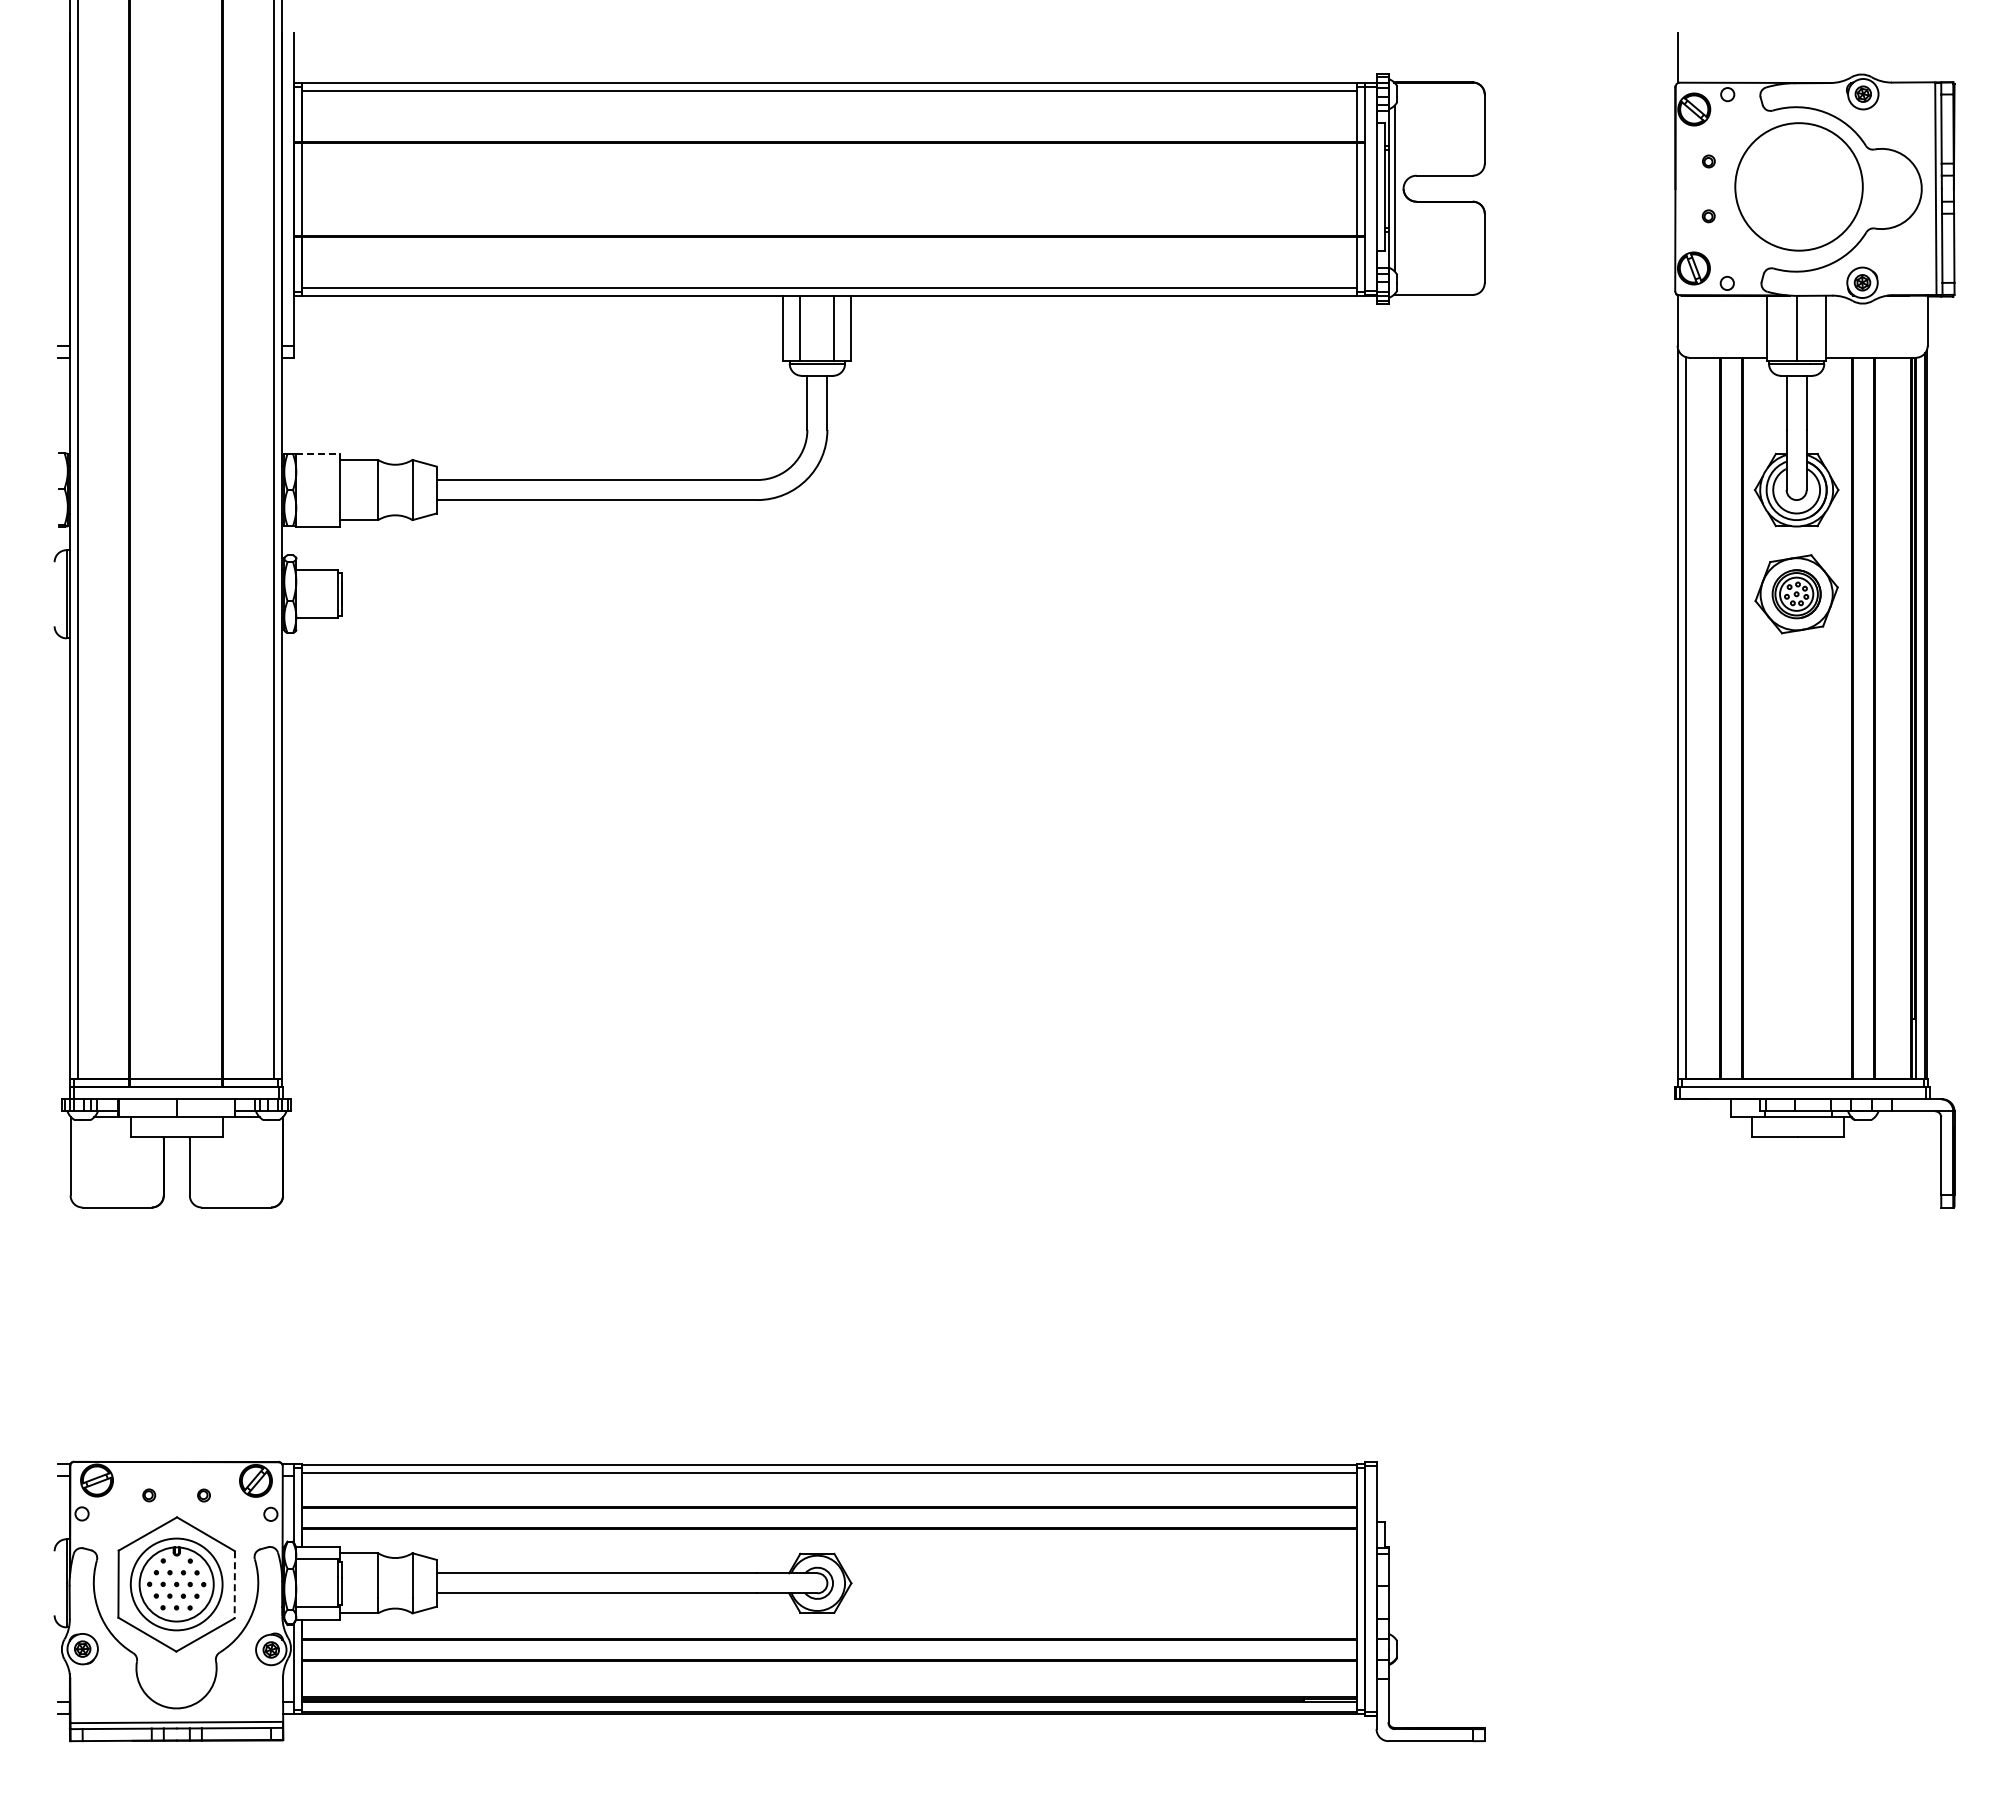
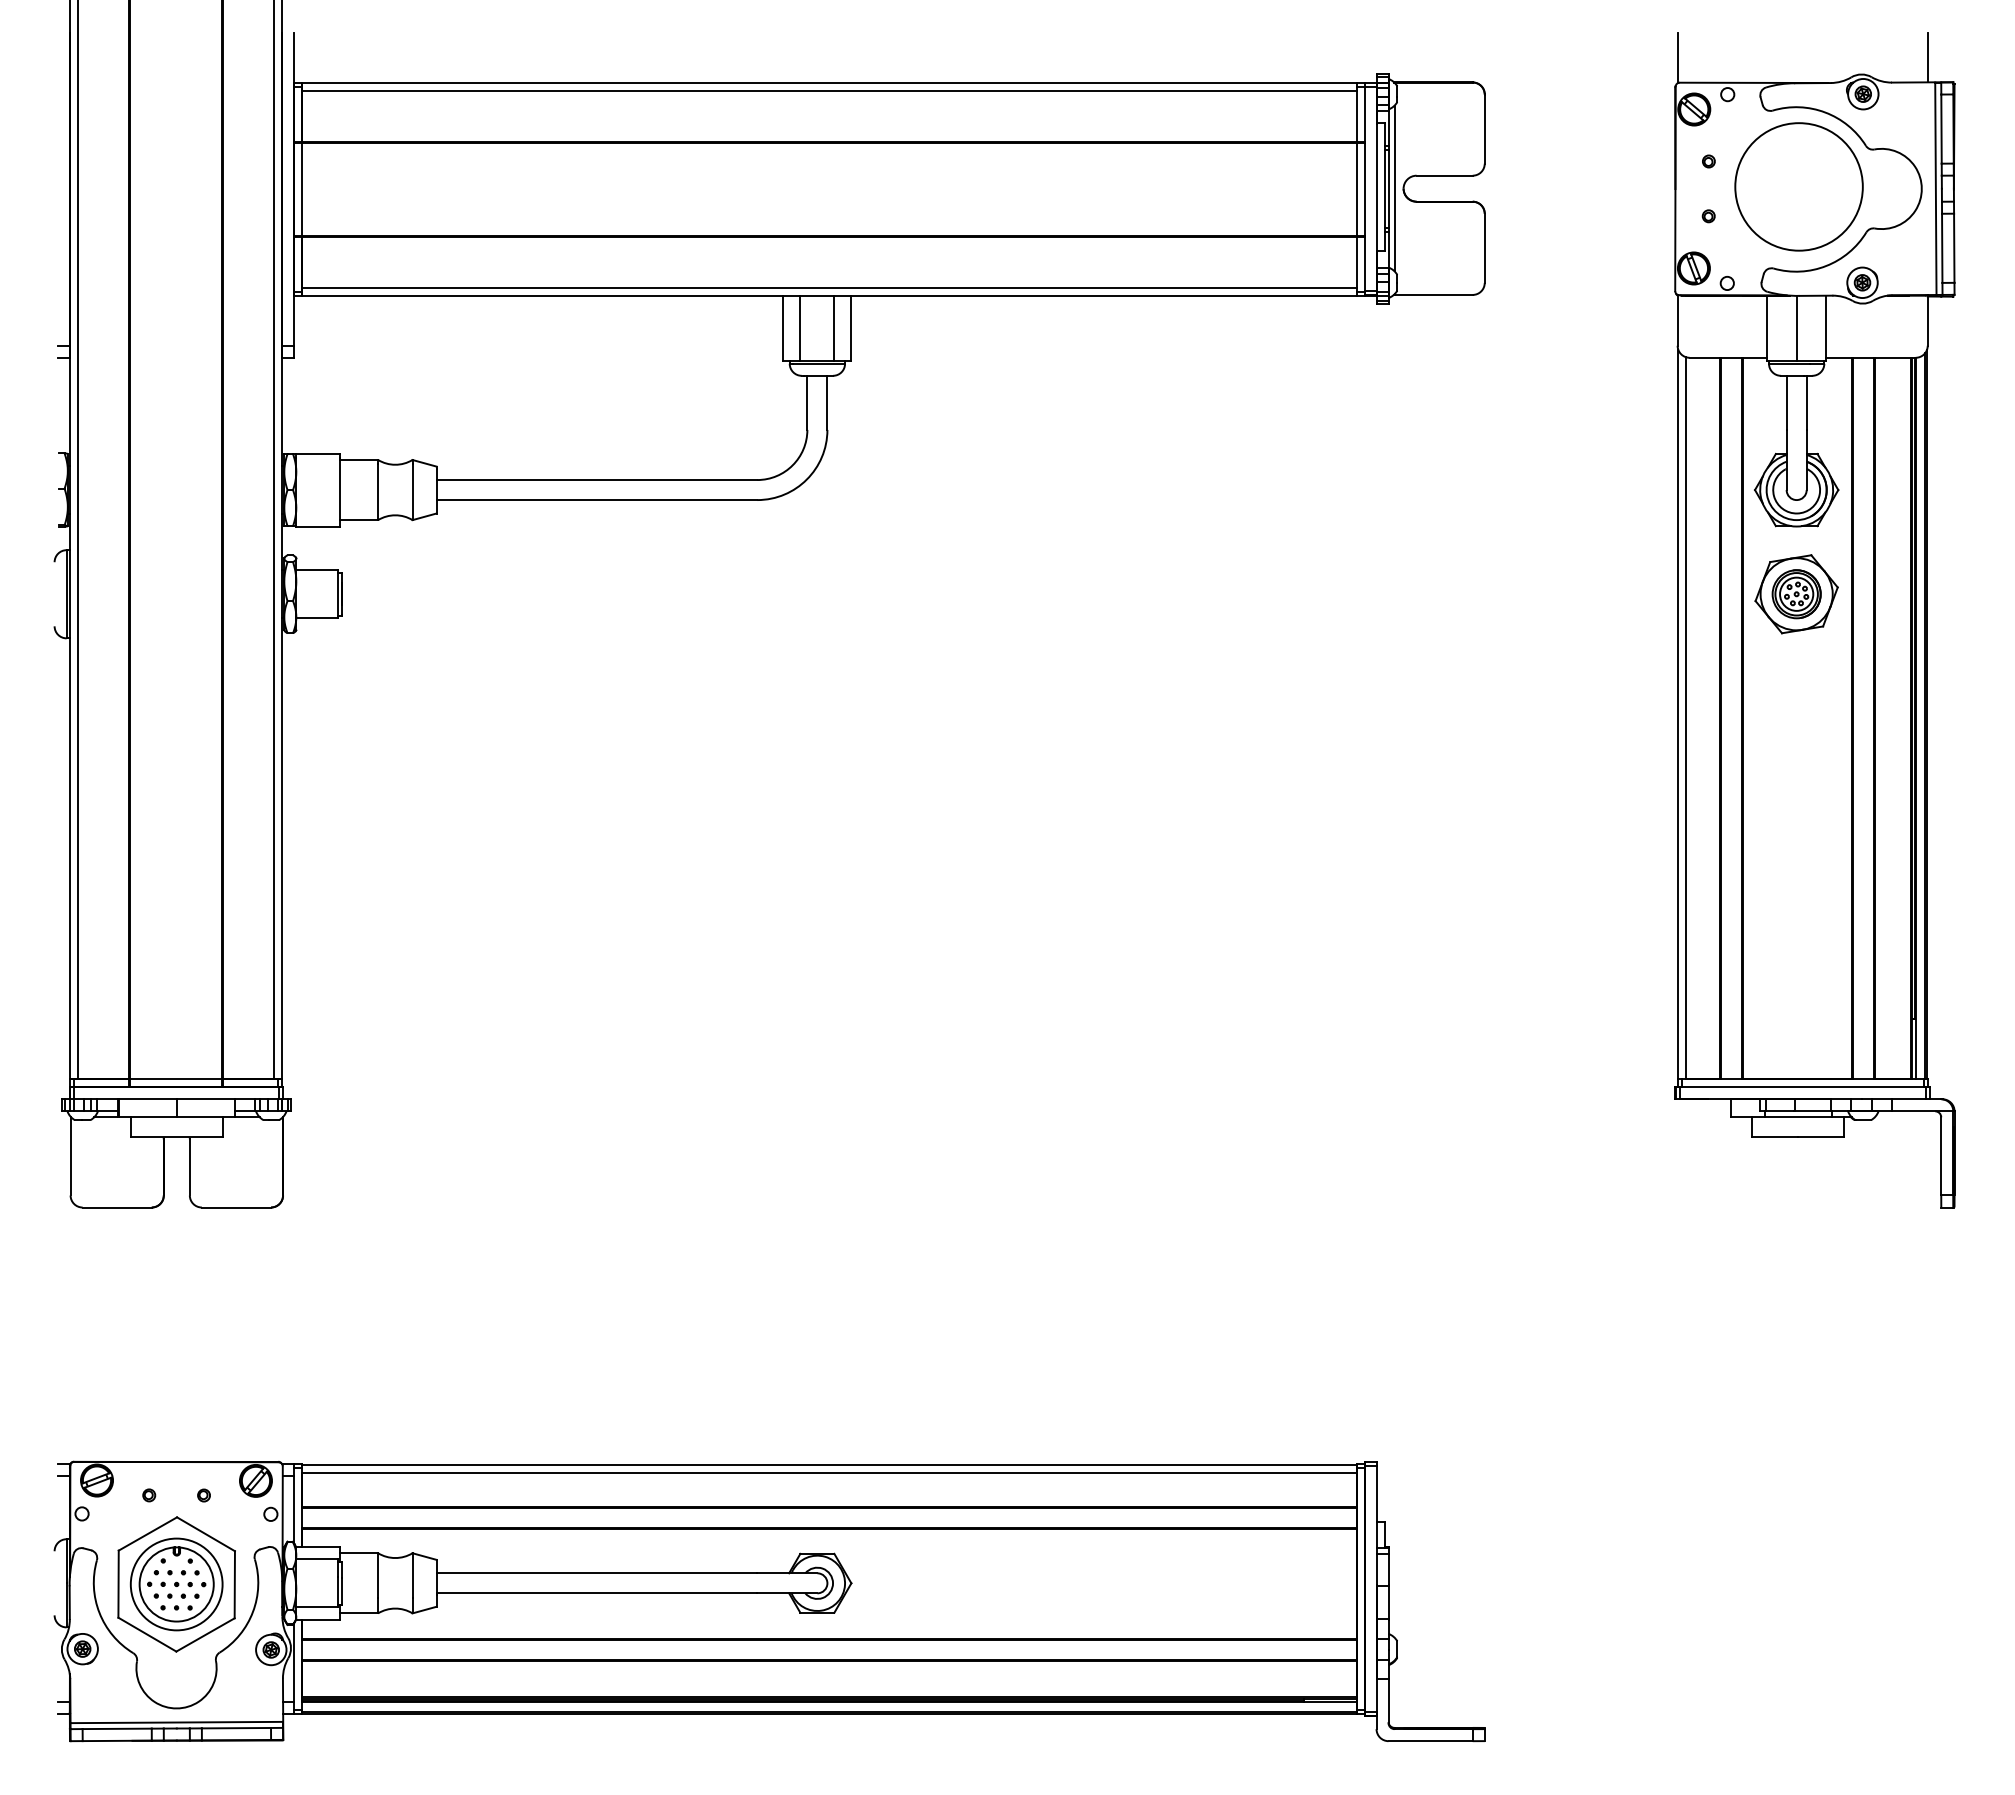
line: none -> present (1927, 57)
line: dashed -> solid (318, 453)
line: dashed -> solid (234, 1584)
